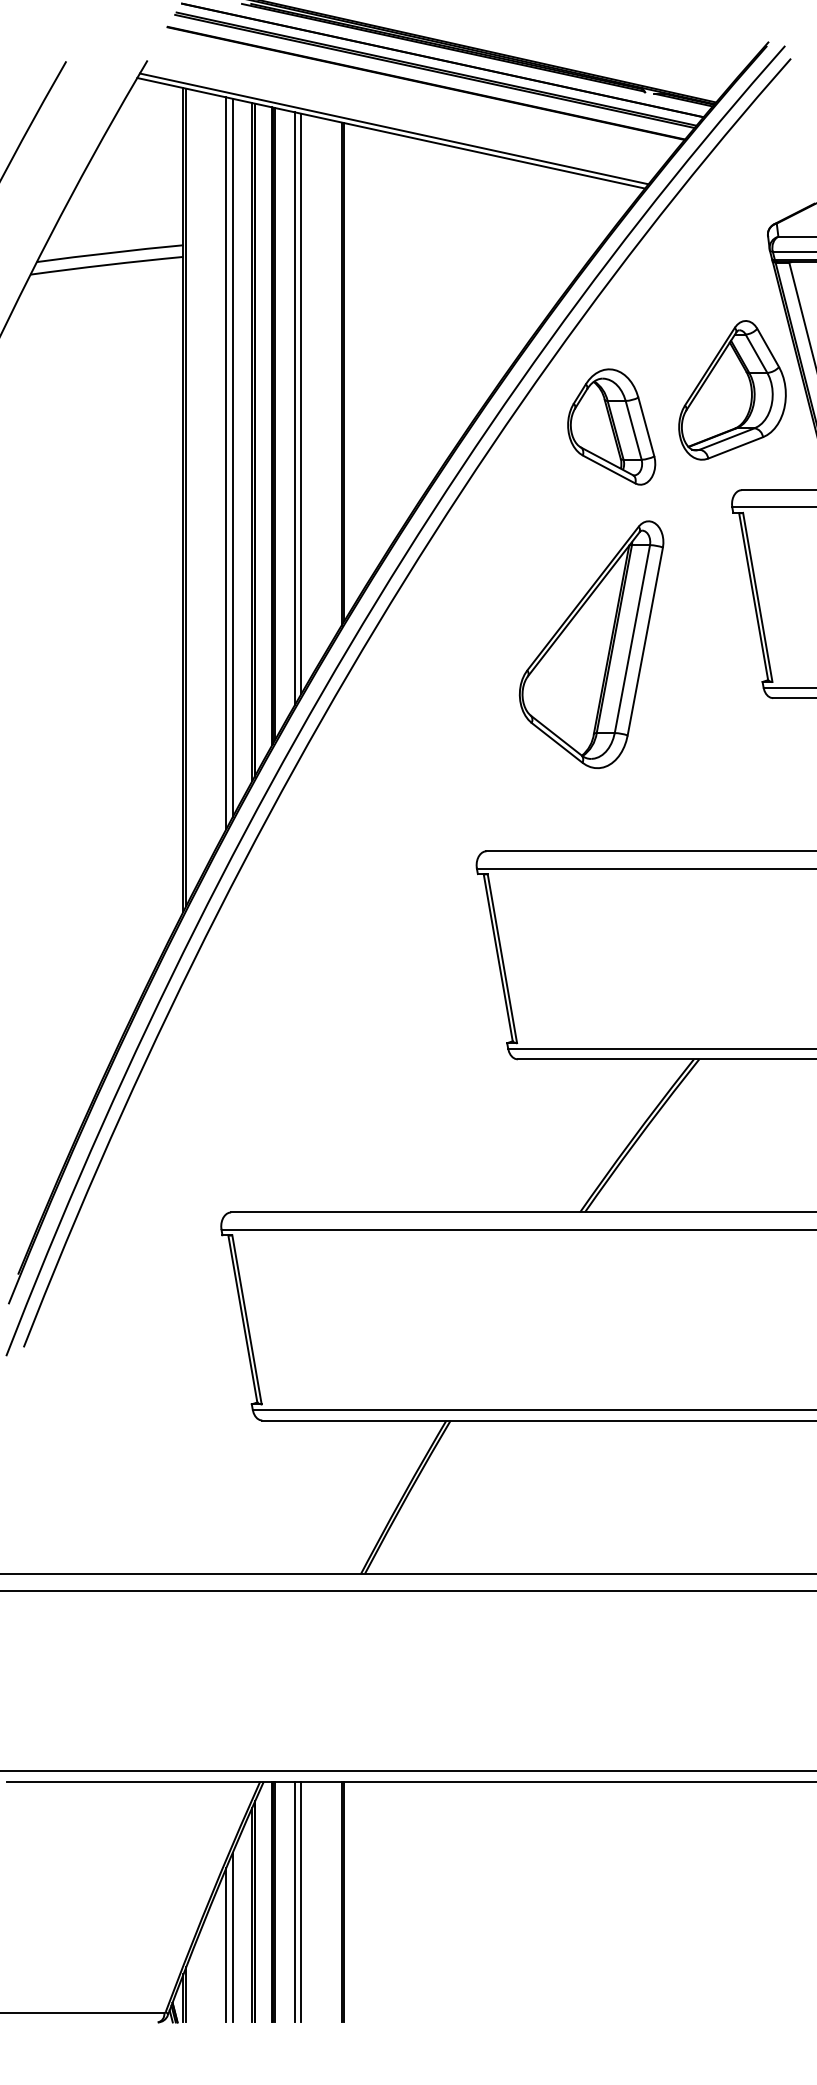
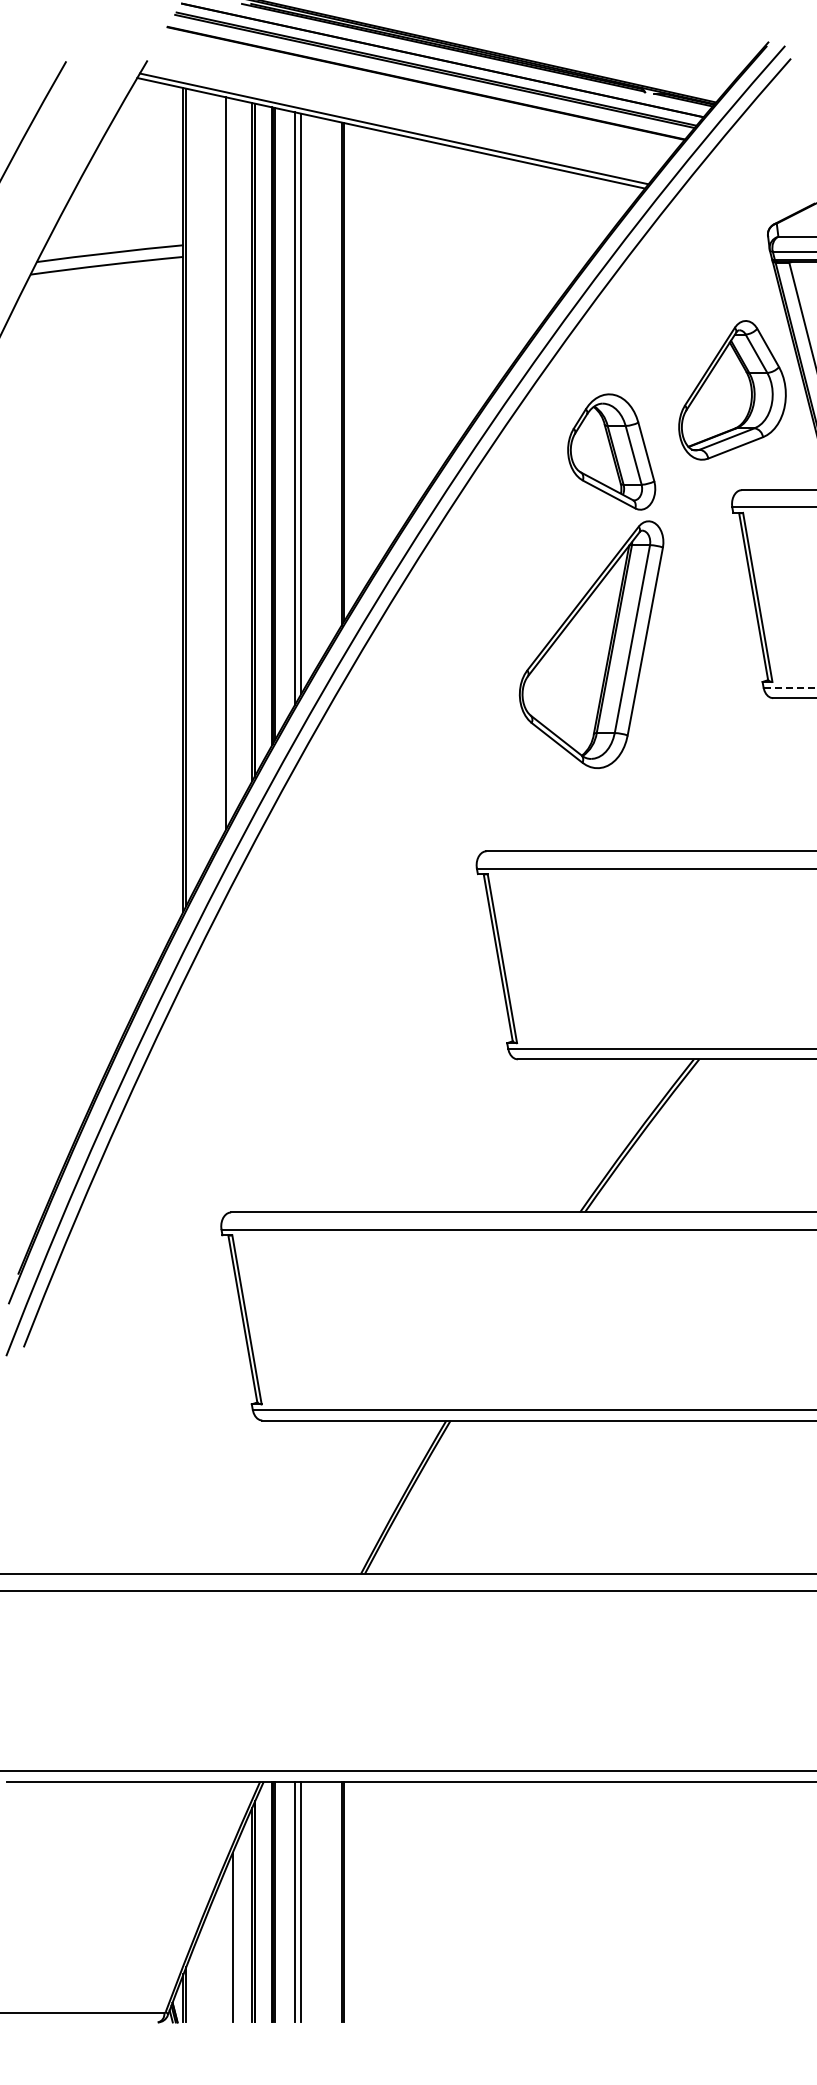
part position: (611, 426) -> (611, 451) (611, 451)
line: present -> none (232, 457)
line: solid -> dashed (790, 687)
line: present -> none (226, 1945)
